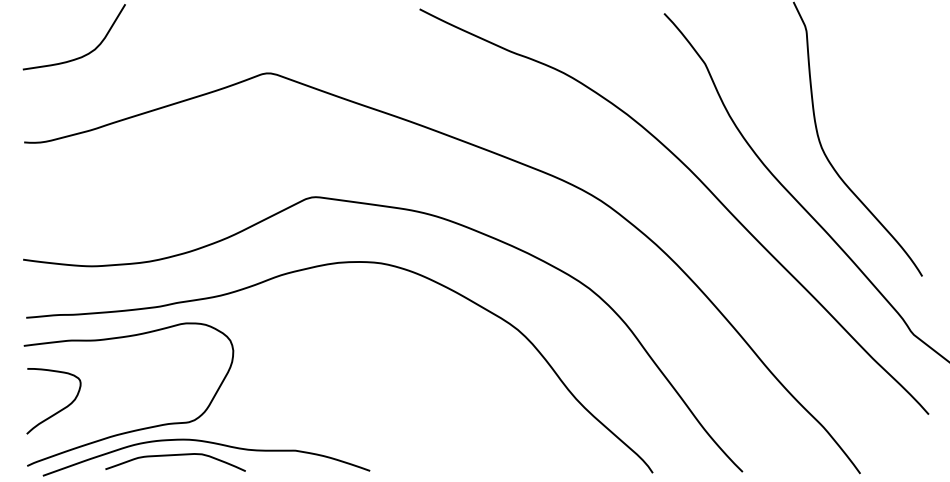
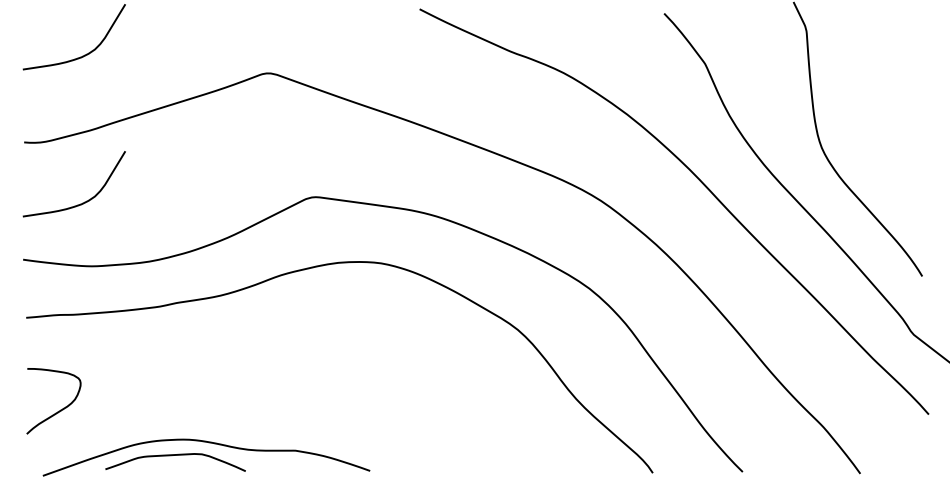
curve: none -> present (82, 202)
curve: present -> none (135, 429)
